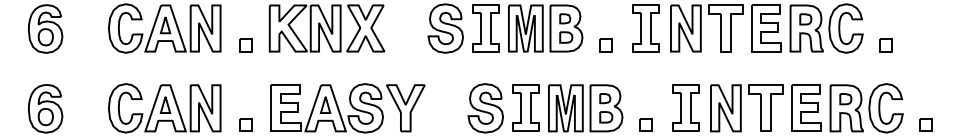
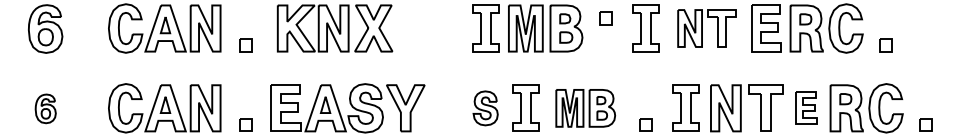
part position: (326, 28) -> (334, 28) (334, 28)
part: present -> none (445, 28)
part size: 74x49 px -> 60x39 px (706, 28)
part position: (605, 45) -> (605, 18) (605, 18)
part size: 31x48 px -> 23x34 px (806, 107)
part size: 36x50 px -> 23x32 px (45, 108)
part size: 37x51 px -> 27x37 px (485, 108)
part size: 76x49 px -> 62x39 px (585, 108)
